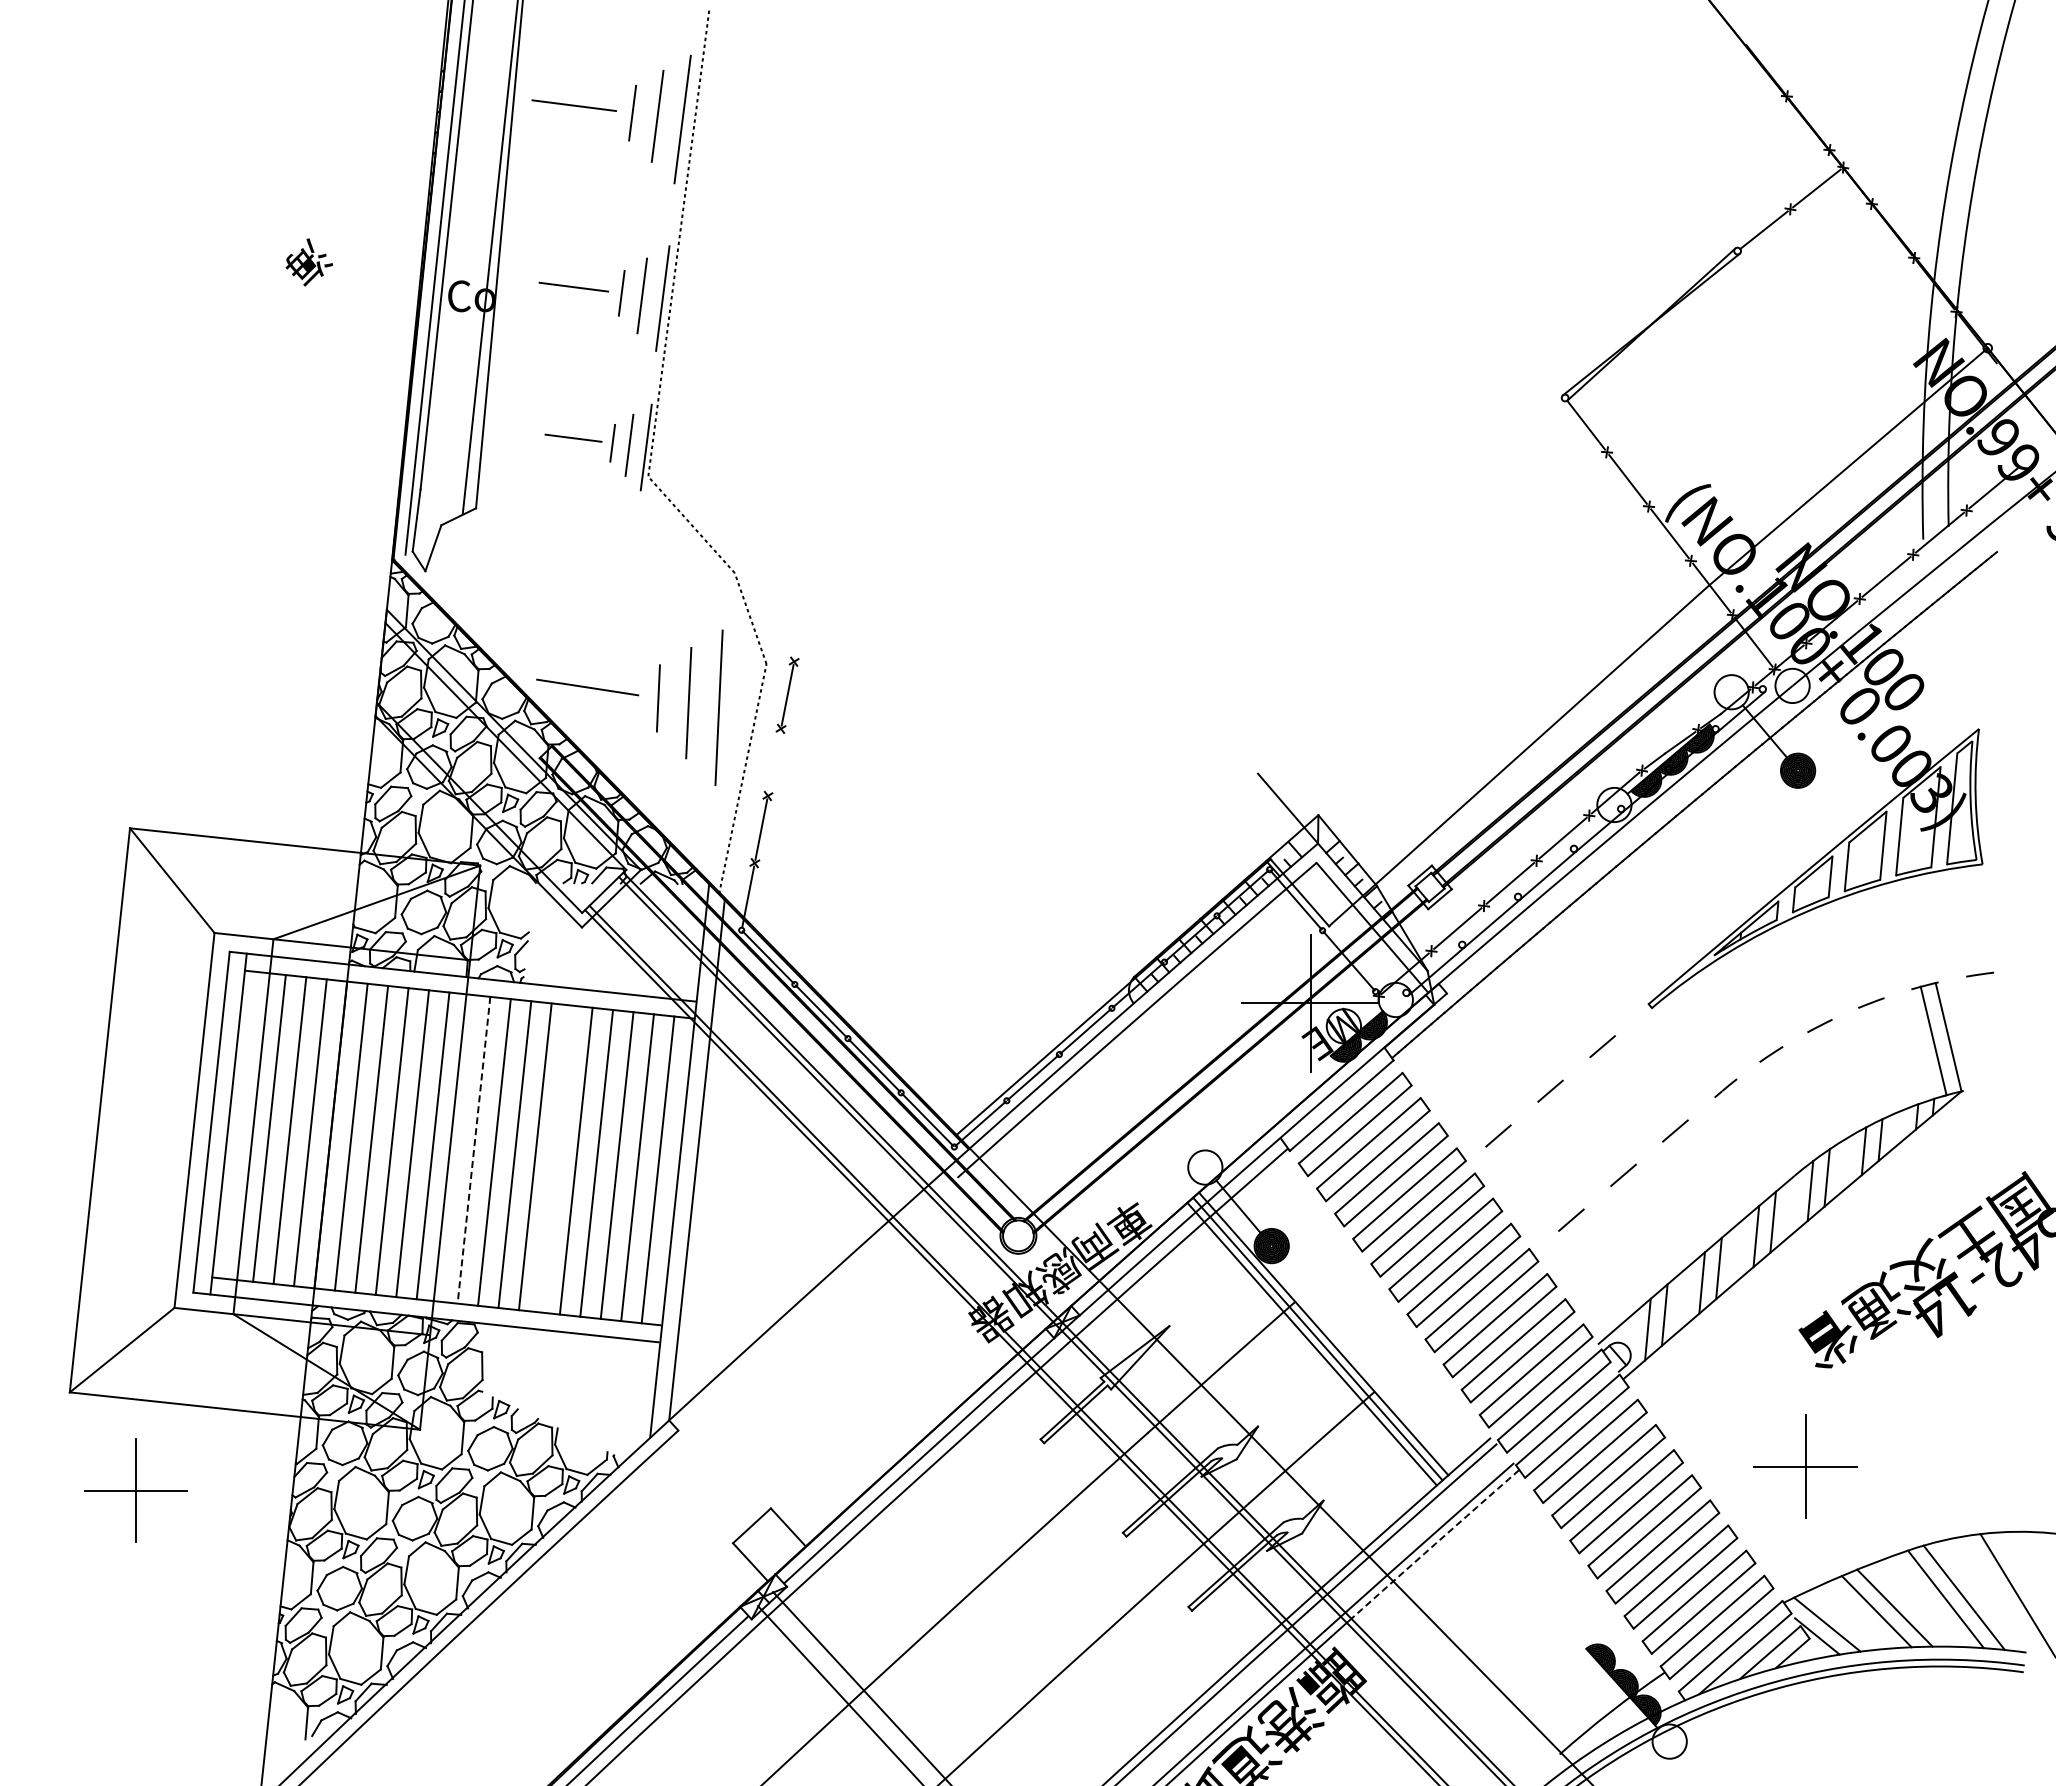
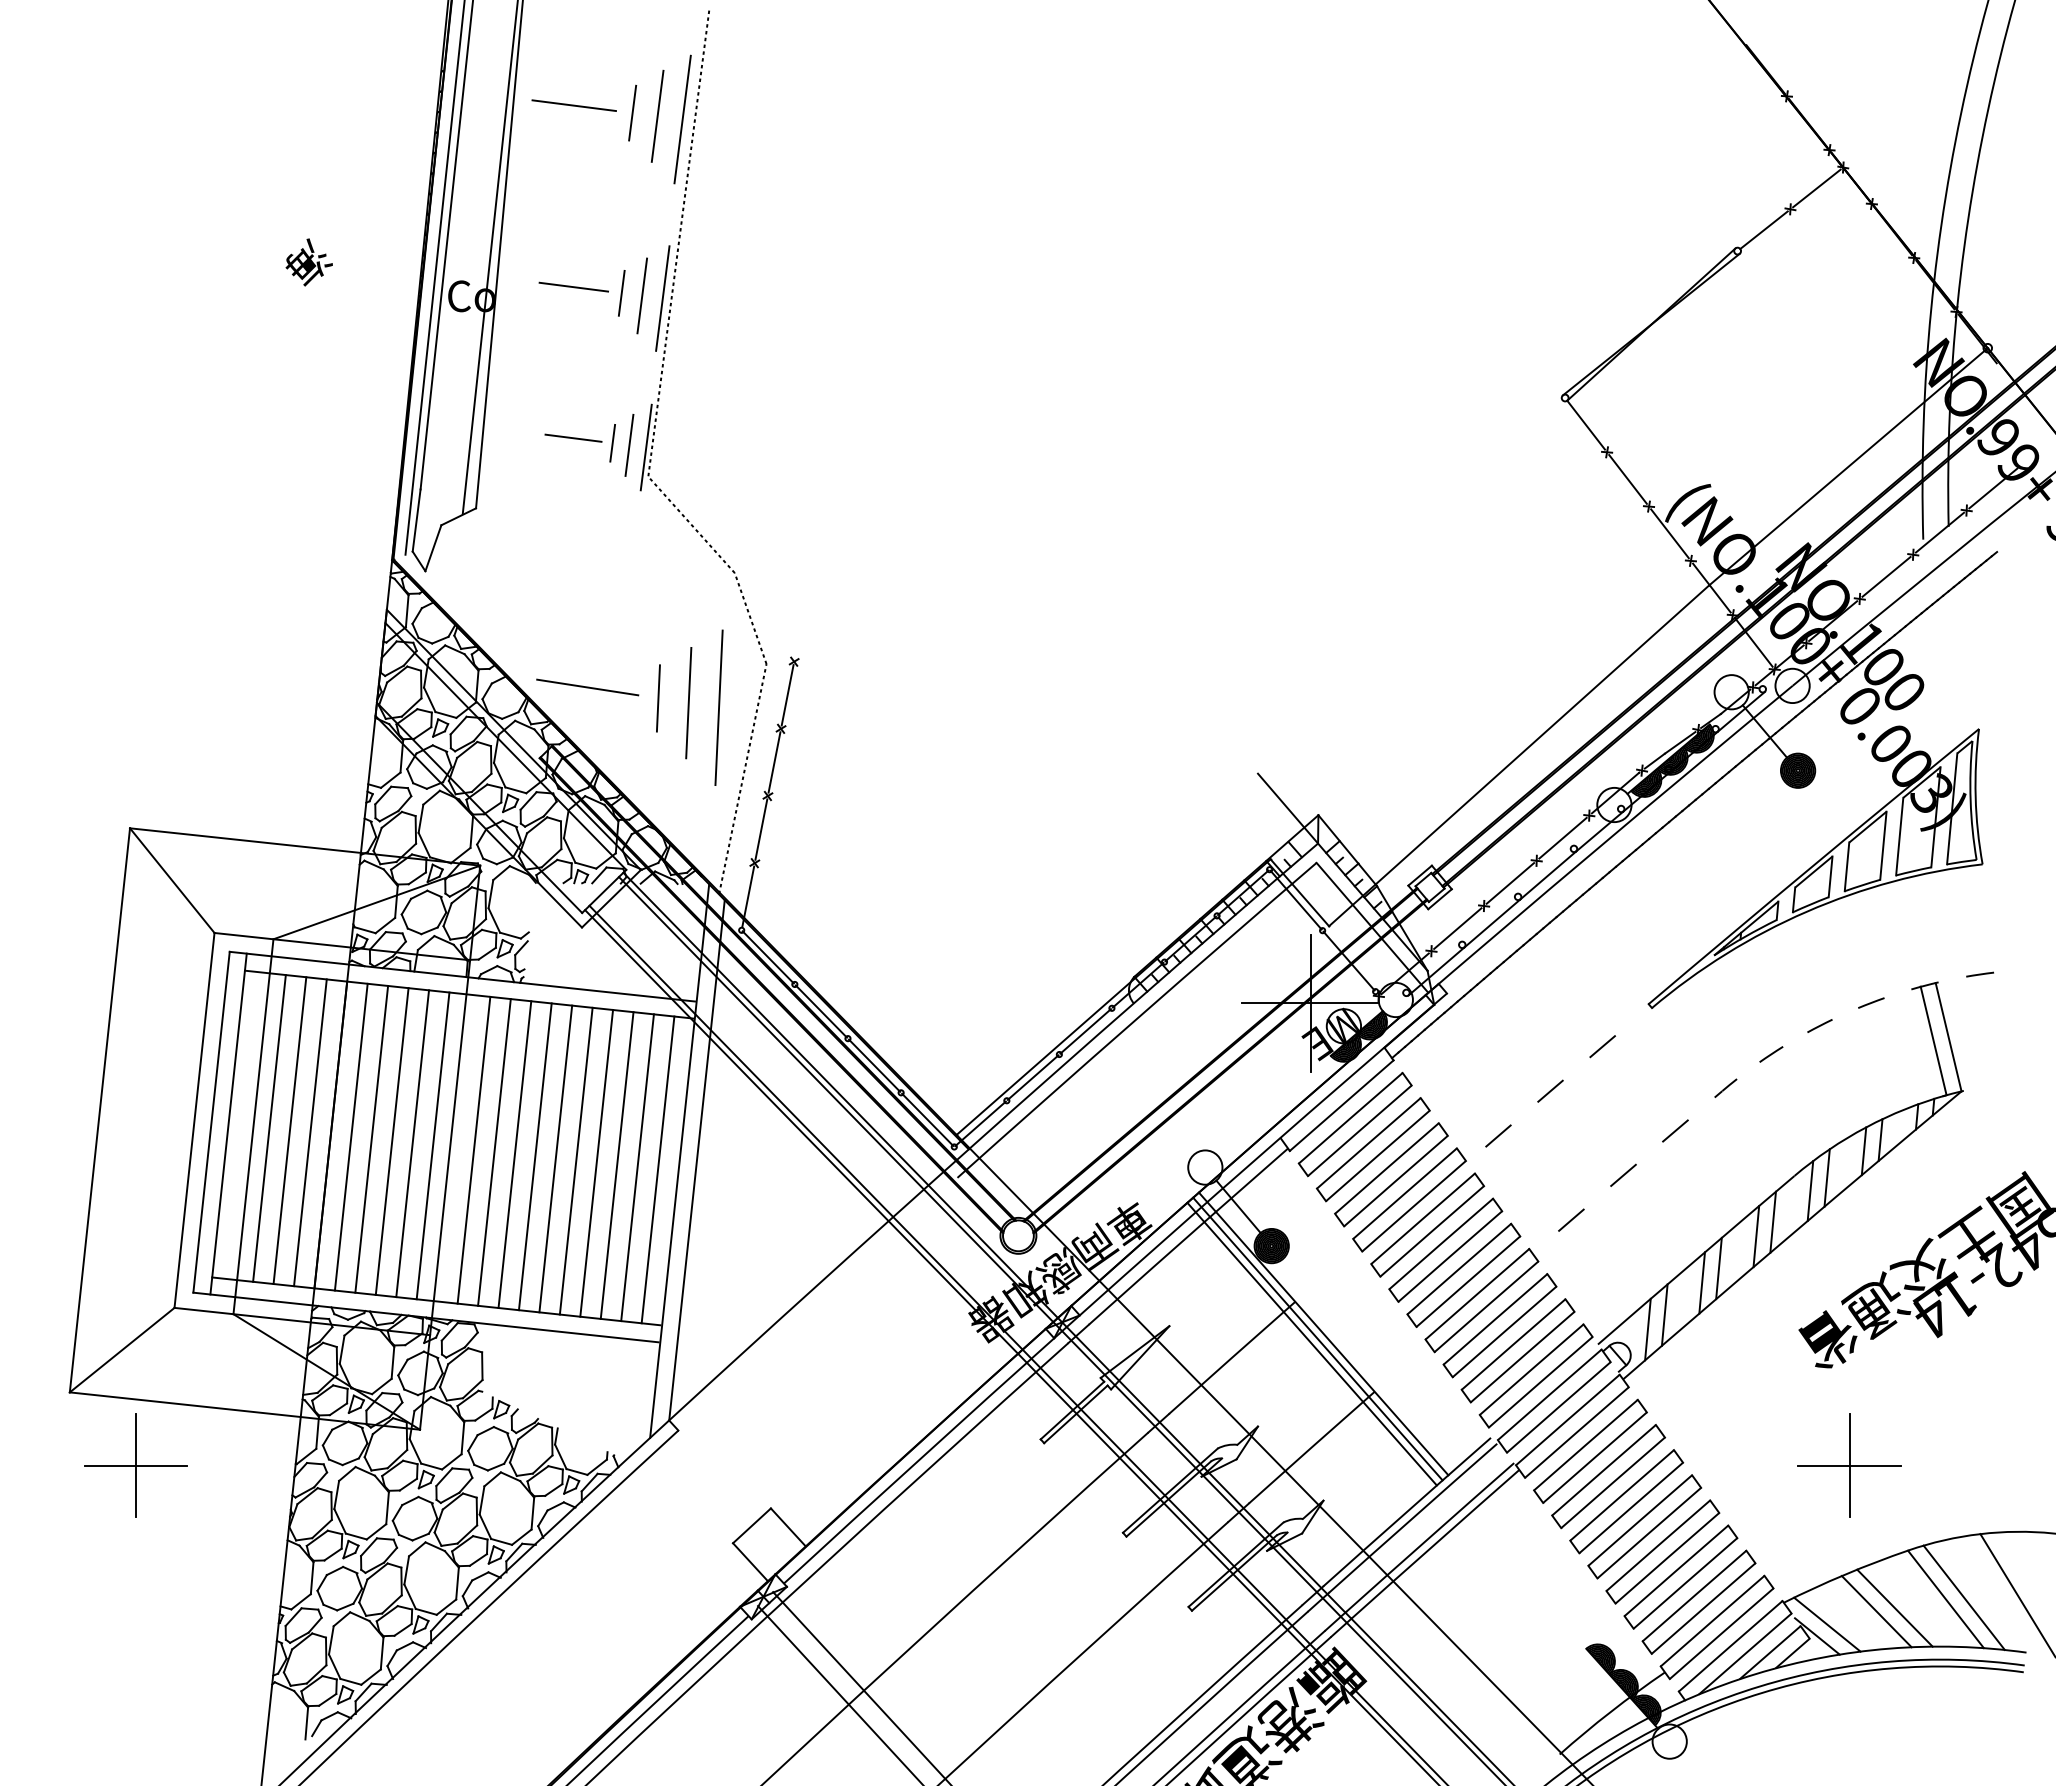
line: none -> present (774, 762)
line: dashed -> solid (473, 1150)
line: none -> present (555, 1158)
part position: (1805, 1466) -> (1849, 1465) (1849, 1465)
part position: (135, 1490) -> (135, 1465) (135, 1465)
arc: dashed -> solid (1435, 1544)
